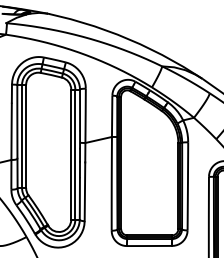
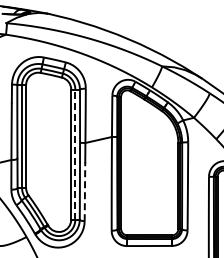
line: solid -> dashed (75, 154)
line: solid -> dashed (84, 191)
